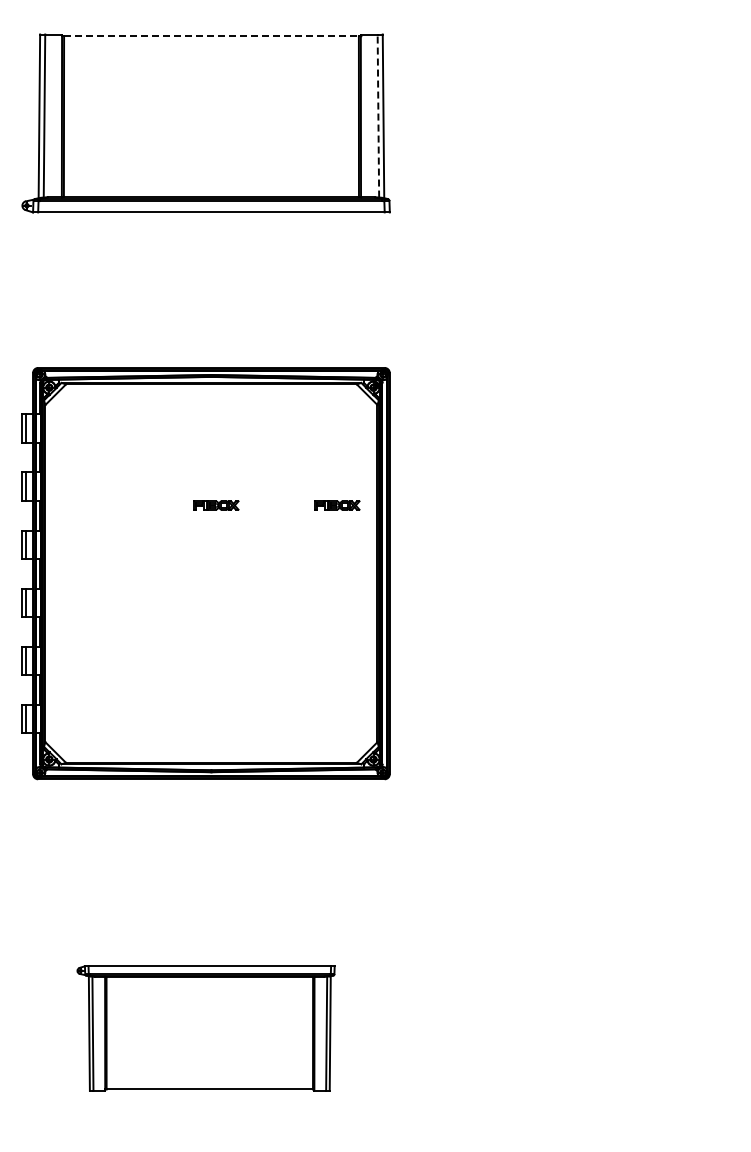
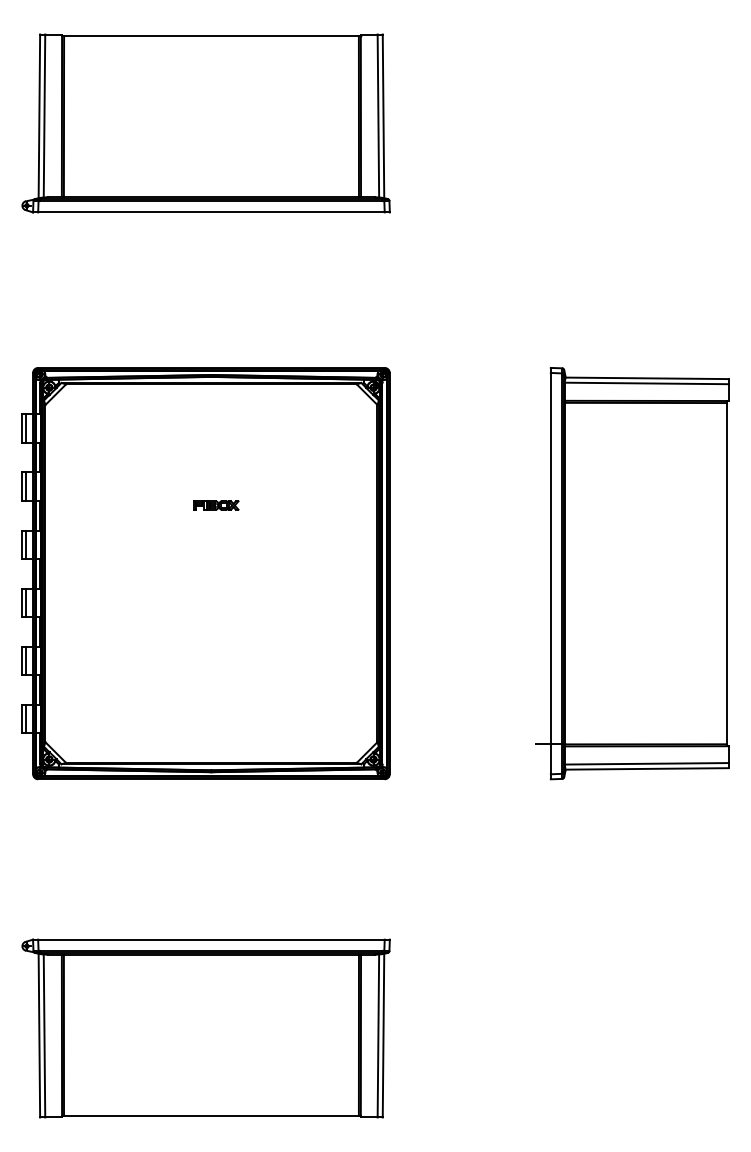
line: dashed -> solid (212, 36)
line: dashed -> solid (378, 116)
part: present -> none (337, 505)
part: none -> present (632, 573)
part size: 260x127 px -> 370x181 px (205, 1028)
